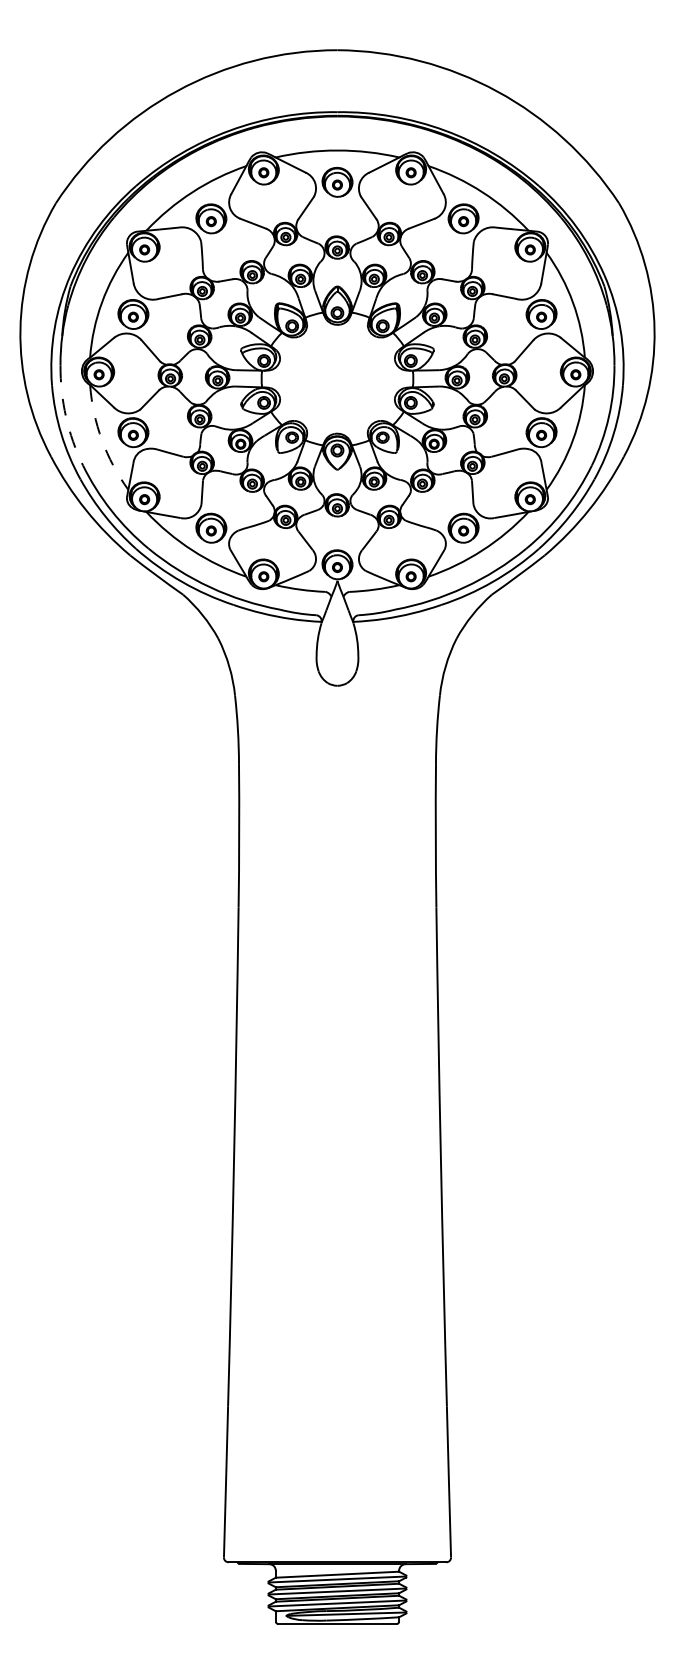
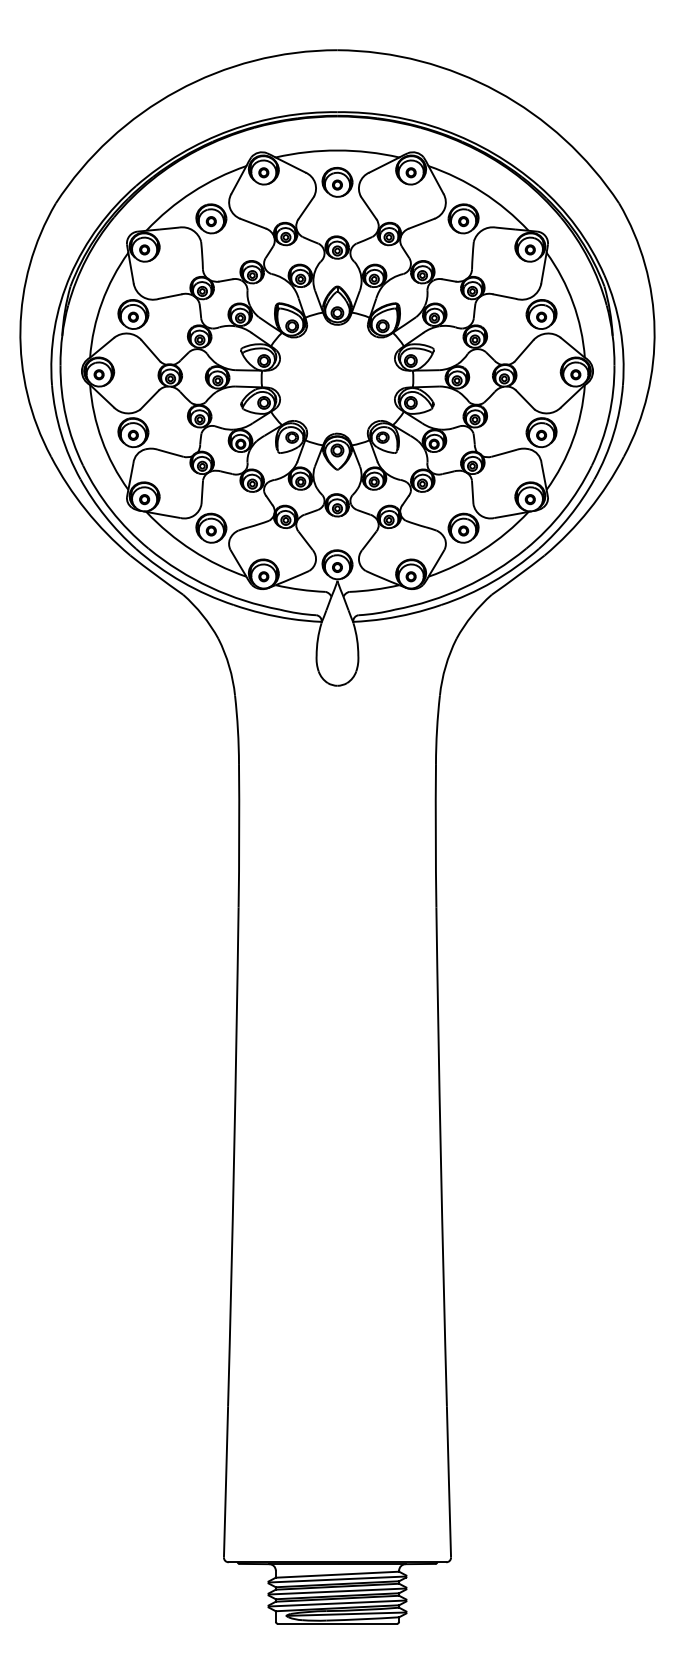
arc: dashed -> solid (66, 416)
arc: dashed -> solid (101, 440)
